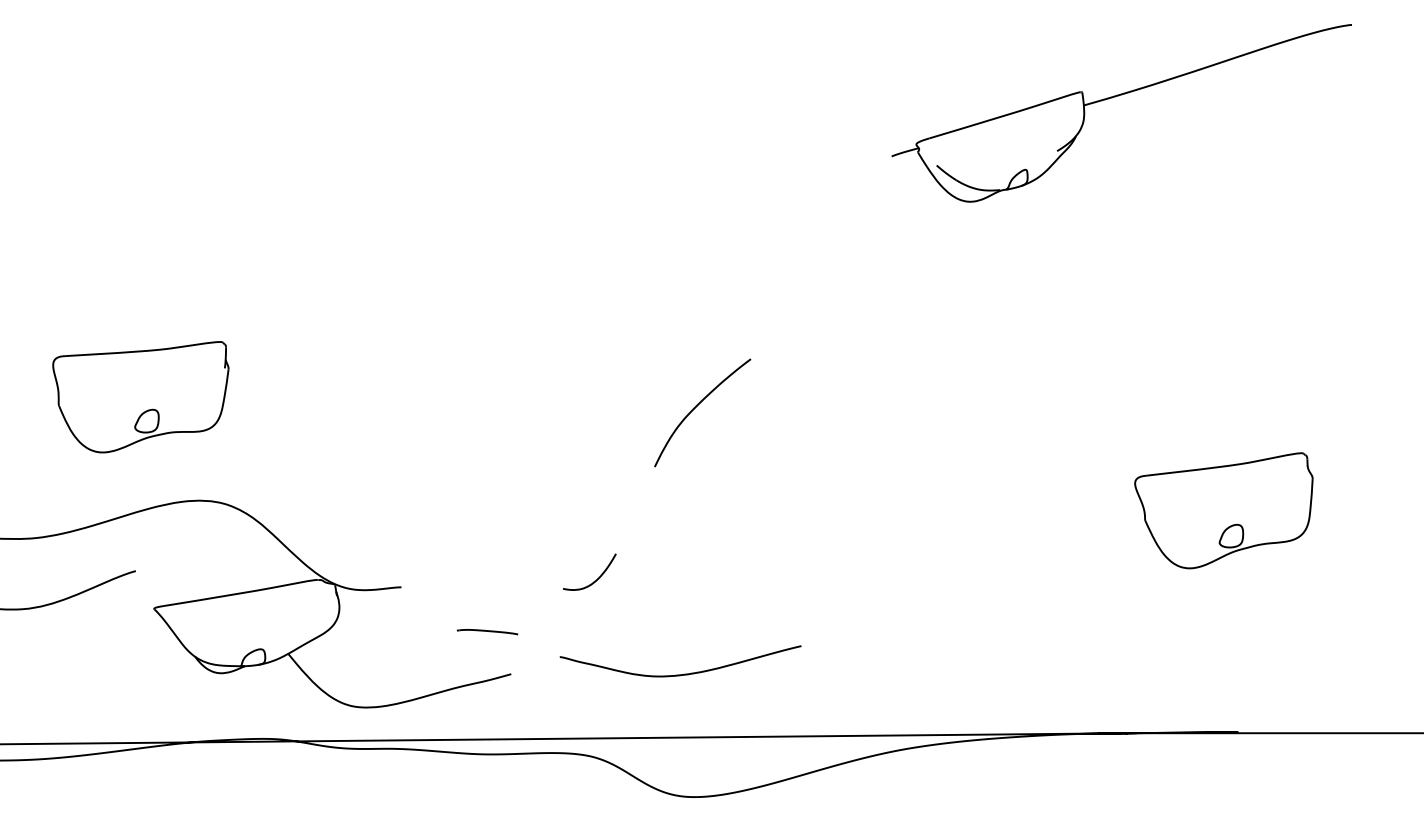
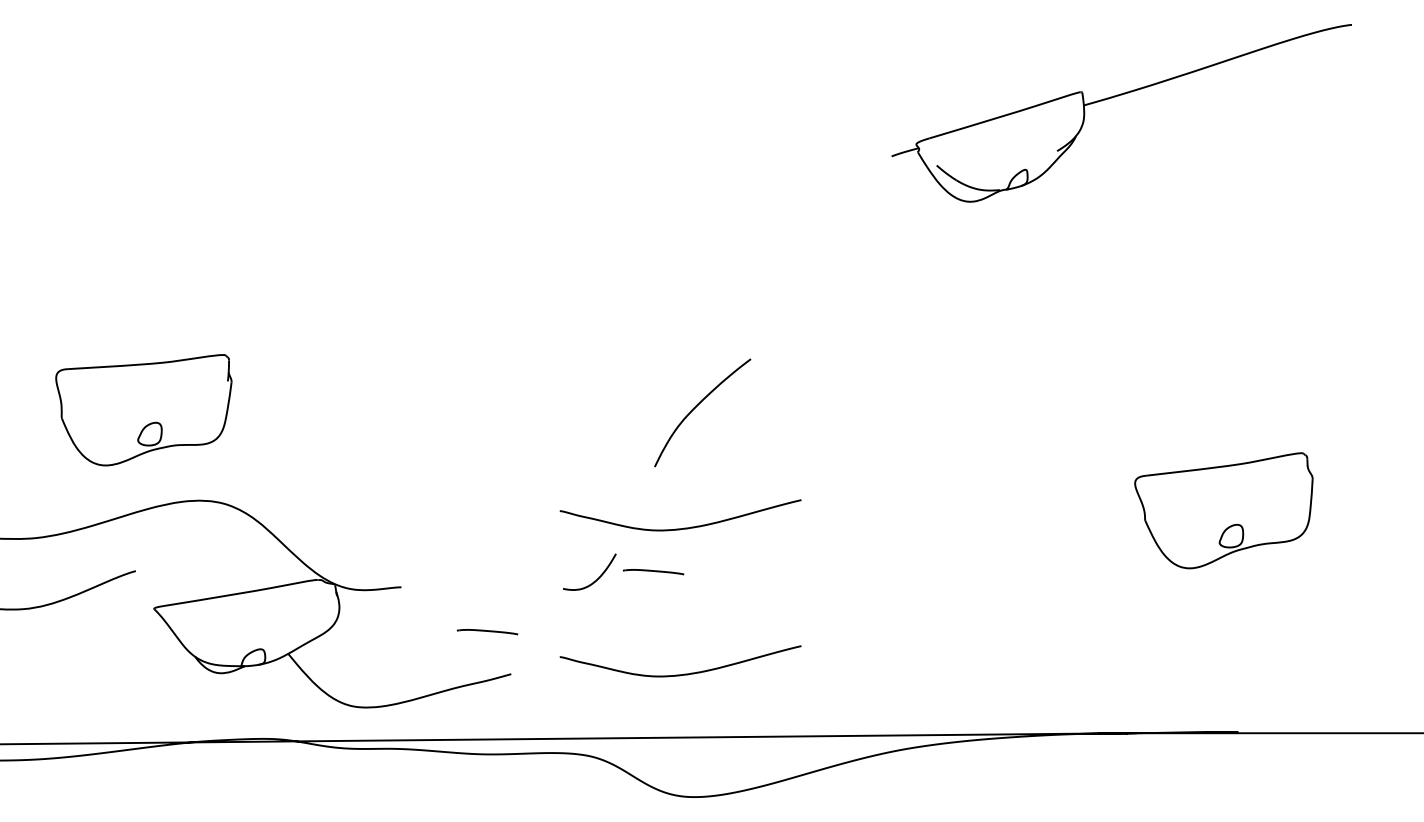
part position: (140, 397) -> (143, 410) (143, 410)
curve: none -> present (684, 527)
part: none -> present (653, 572)
